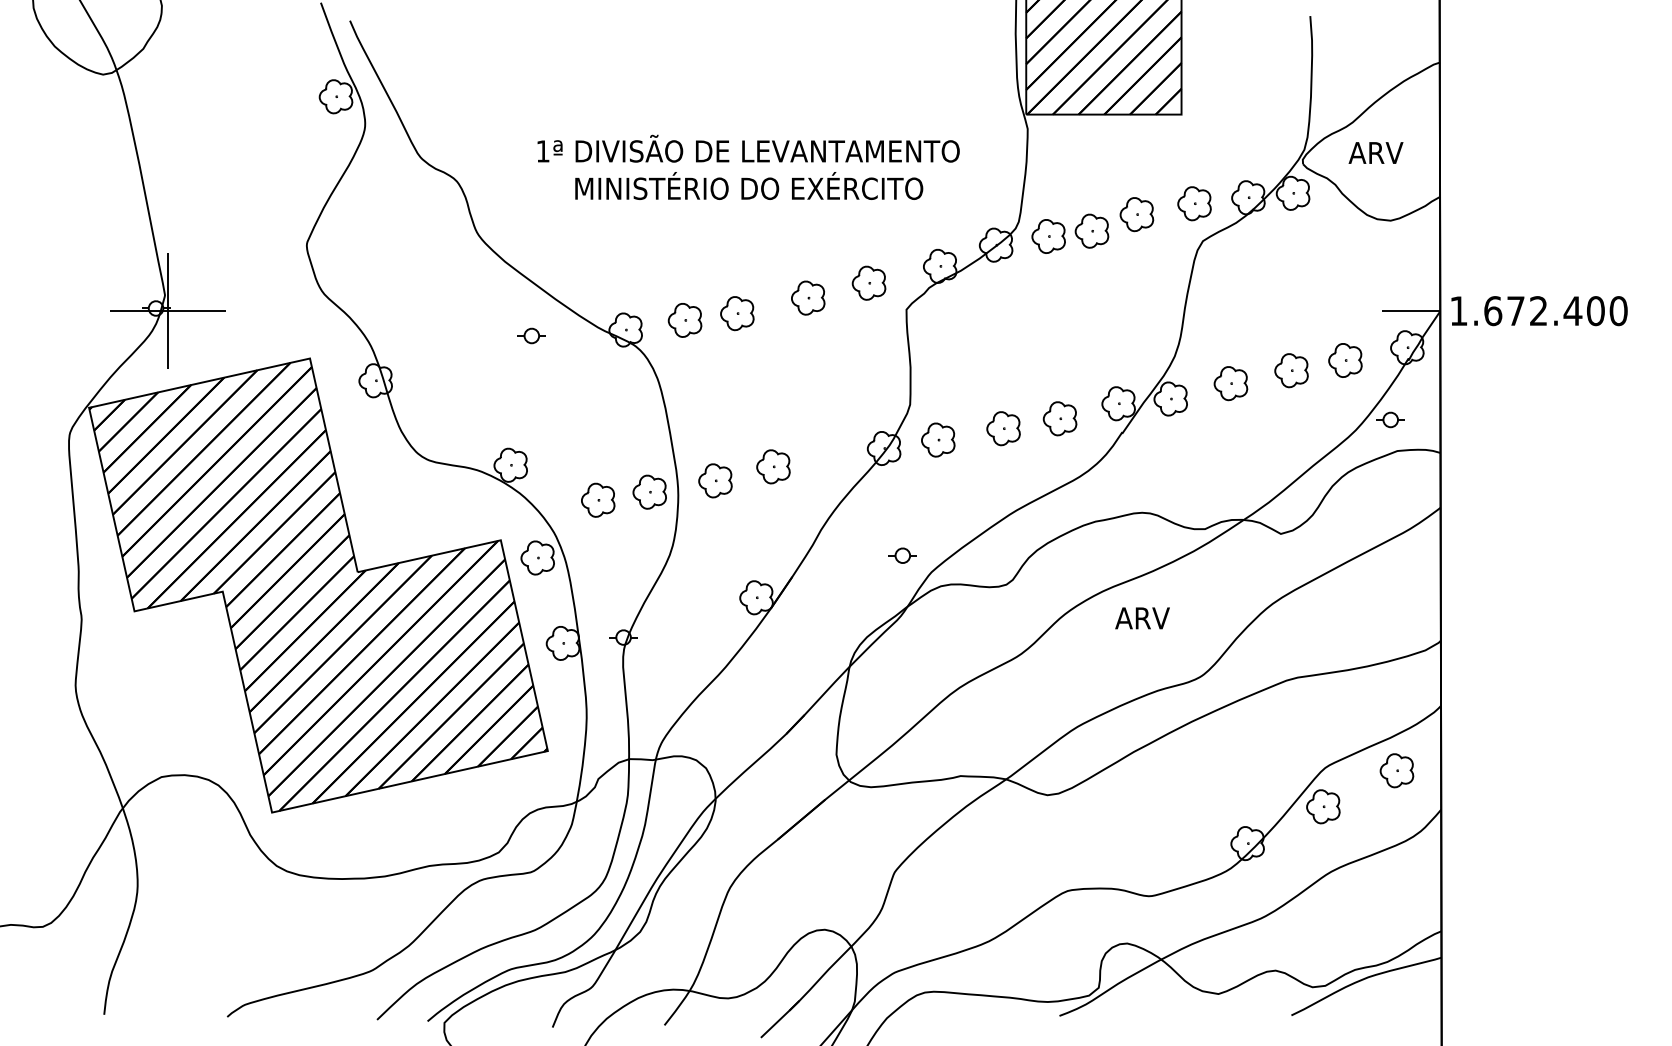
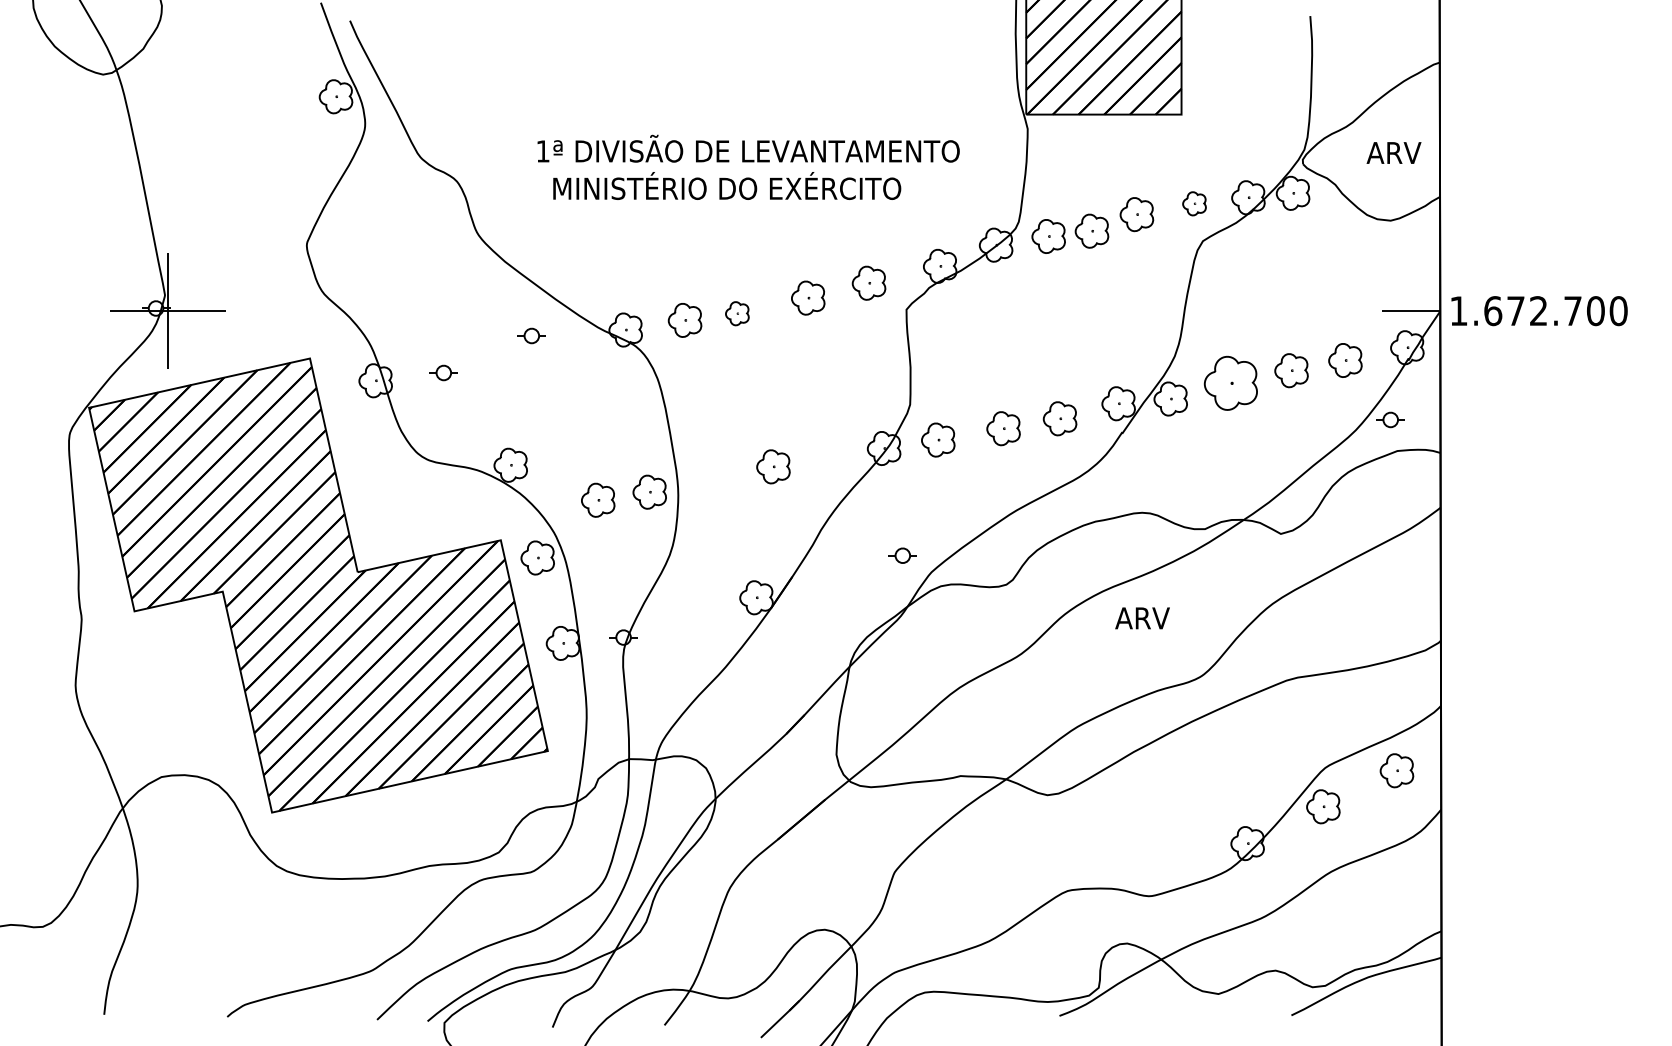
text position: (1375, 152) -> (1393, 152) (1393, 152)
text position: (749, 185) -> (727, 185) (727, 185)
part size: 35x36 px -> 25x26 px (1194, 203)
text: 1.672.400 -> 1.672.700 (1572, 310)
part size: 35x36 px -> 25x26 px (737, 313)
part: none -> present (443, 372)
part size: 36x36 px -> 55x56 px (1230, 382)
part: present -> none (715, 480)
